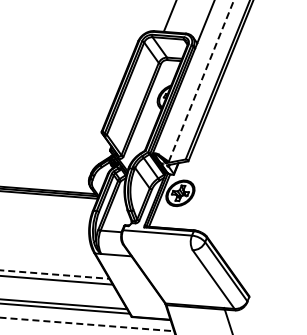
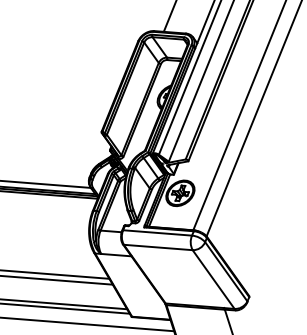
line: none -> present (189, 78)
line: dashed -> solid (201, 81)
line: none -> present (239, 116)
line: none -> present (253, 119)
line: none -> present (46, 184)
line: none -> present (157, 247)
line: dashed -> solid (55, 274)
line: dashed -> solid (87, 324)
